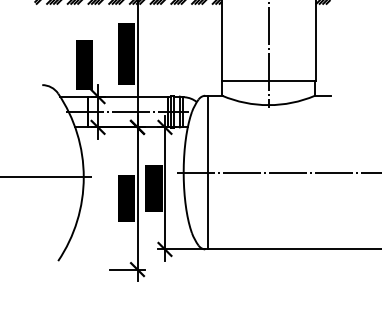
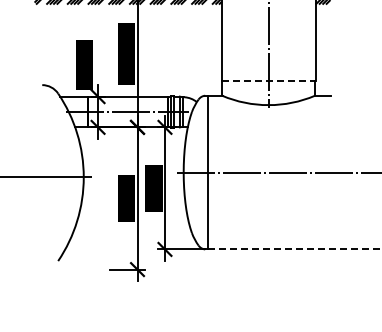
line: solid -> dashed (268, 80)
line: solid -> dashed (295, 249)
